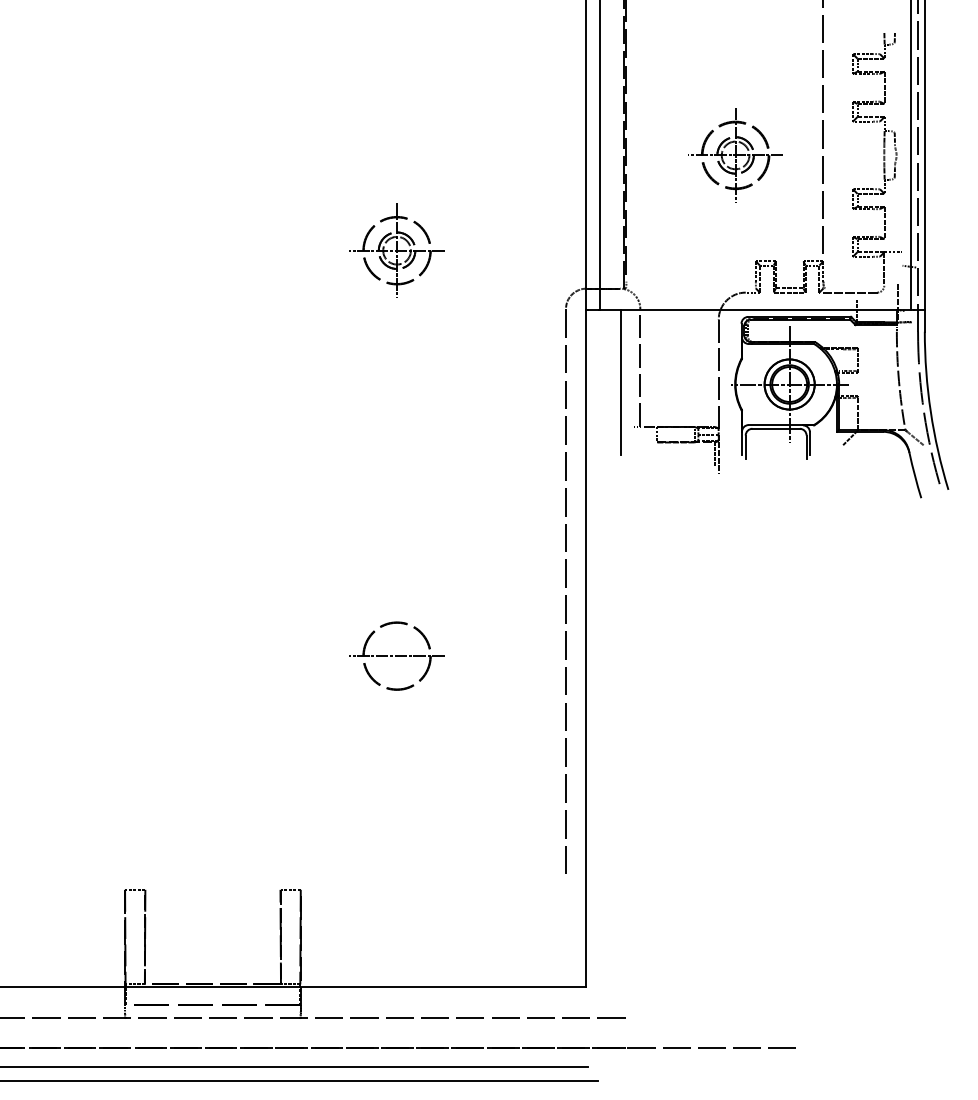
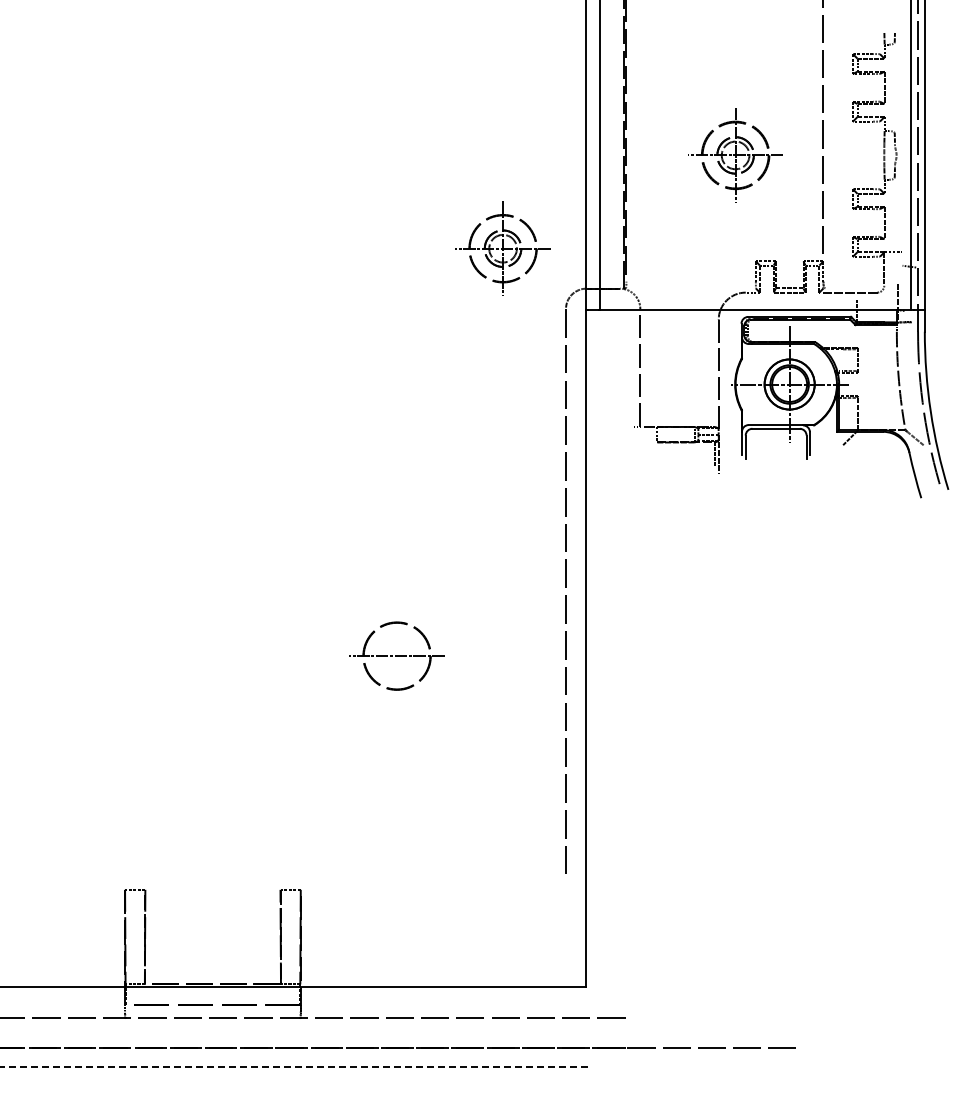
part position: (396, 250) -> (502, 248) (502, 248)
line: present -> none (621, 382)
line: solid -> dashed (294, 1067)
line: present -> none (299, 1080)
